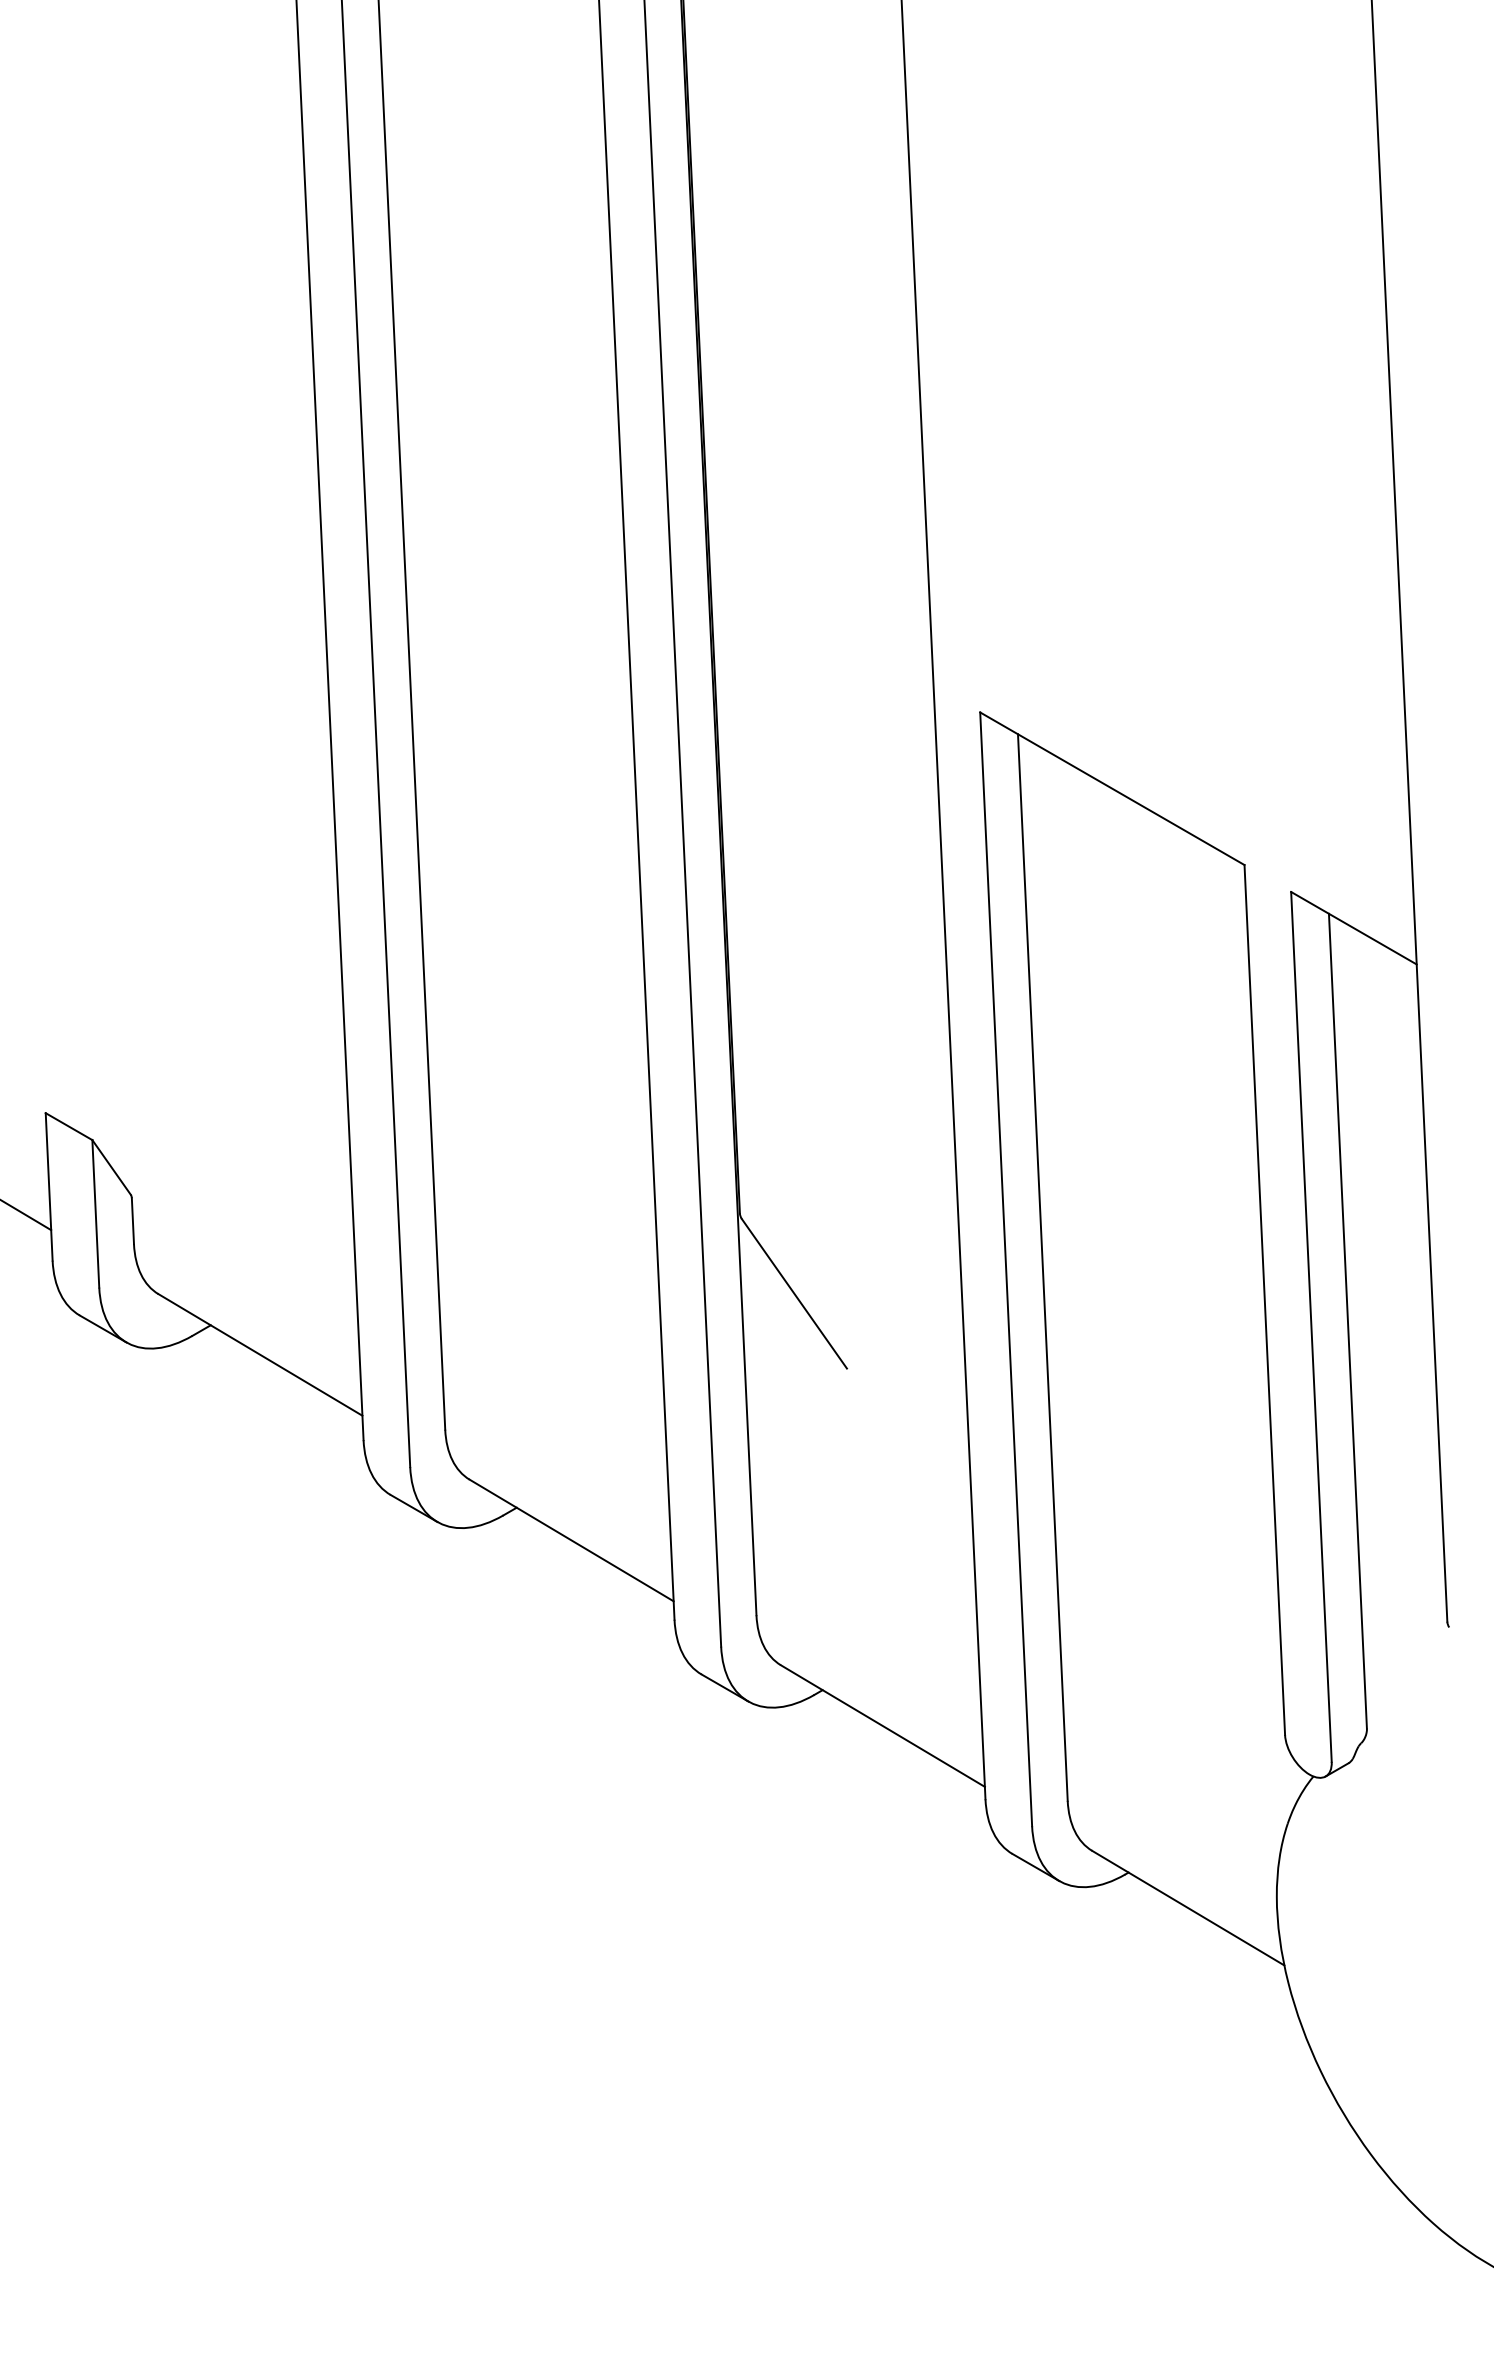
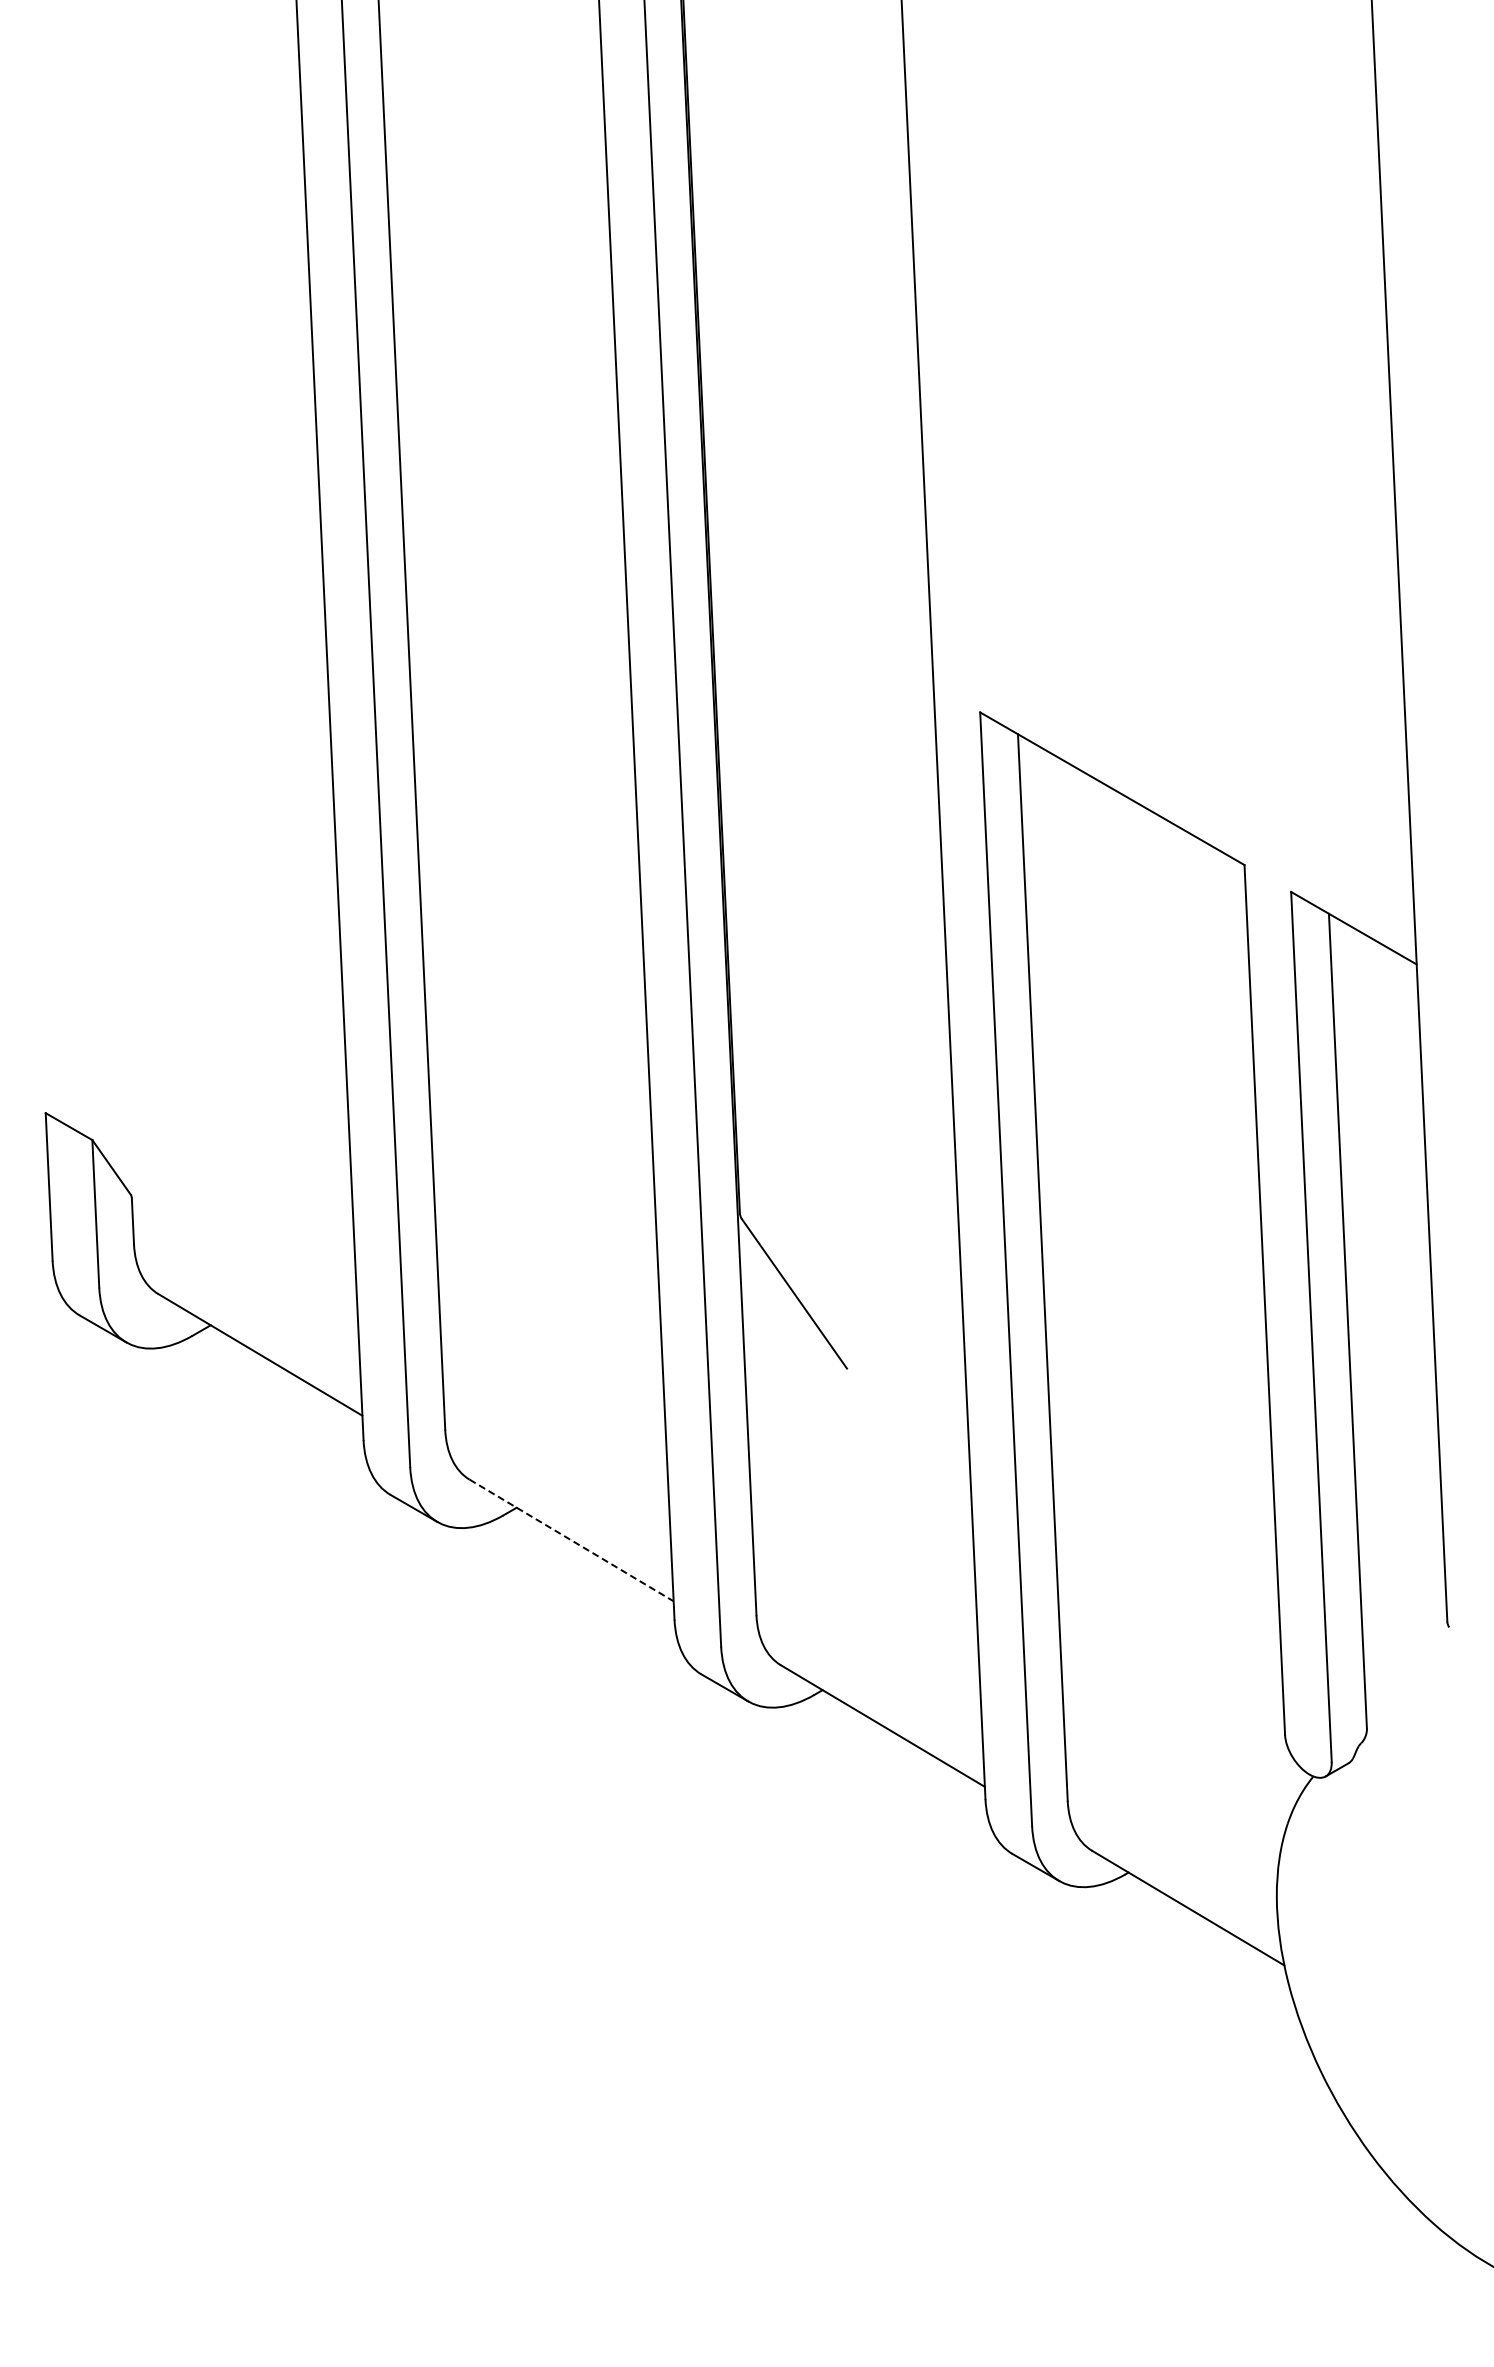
line: present -> none (26, 1215)
line: solid -> dashed (571, 1540)
